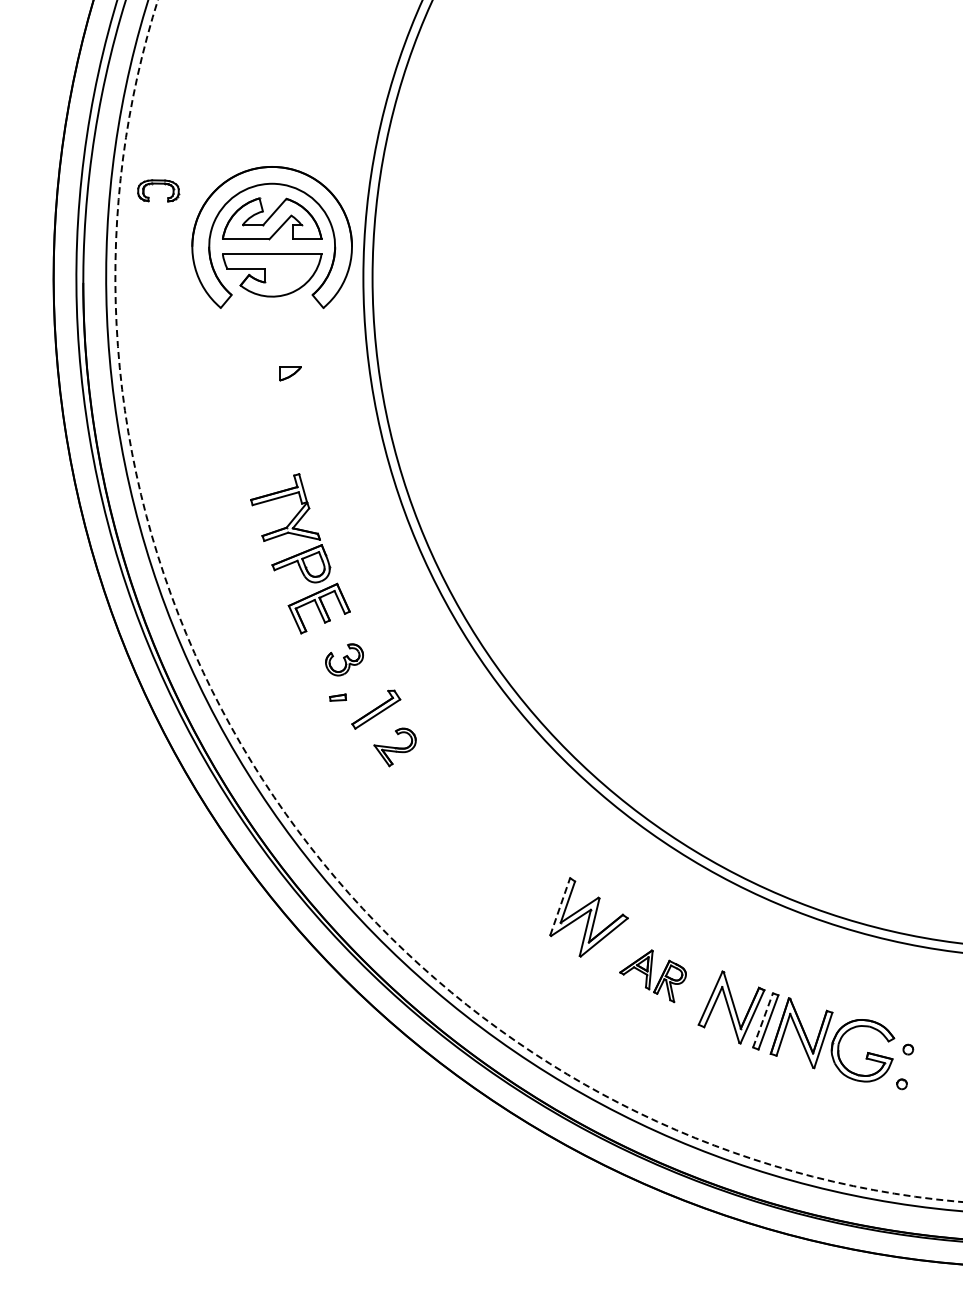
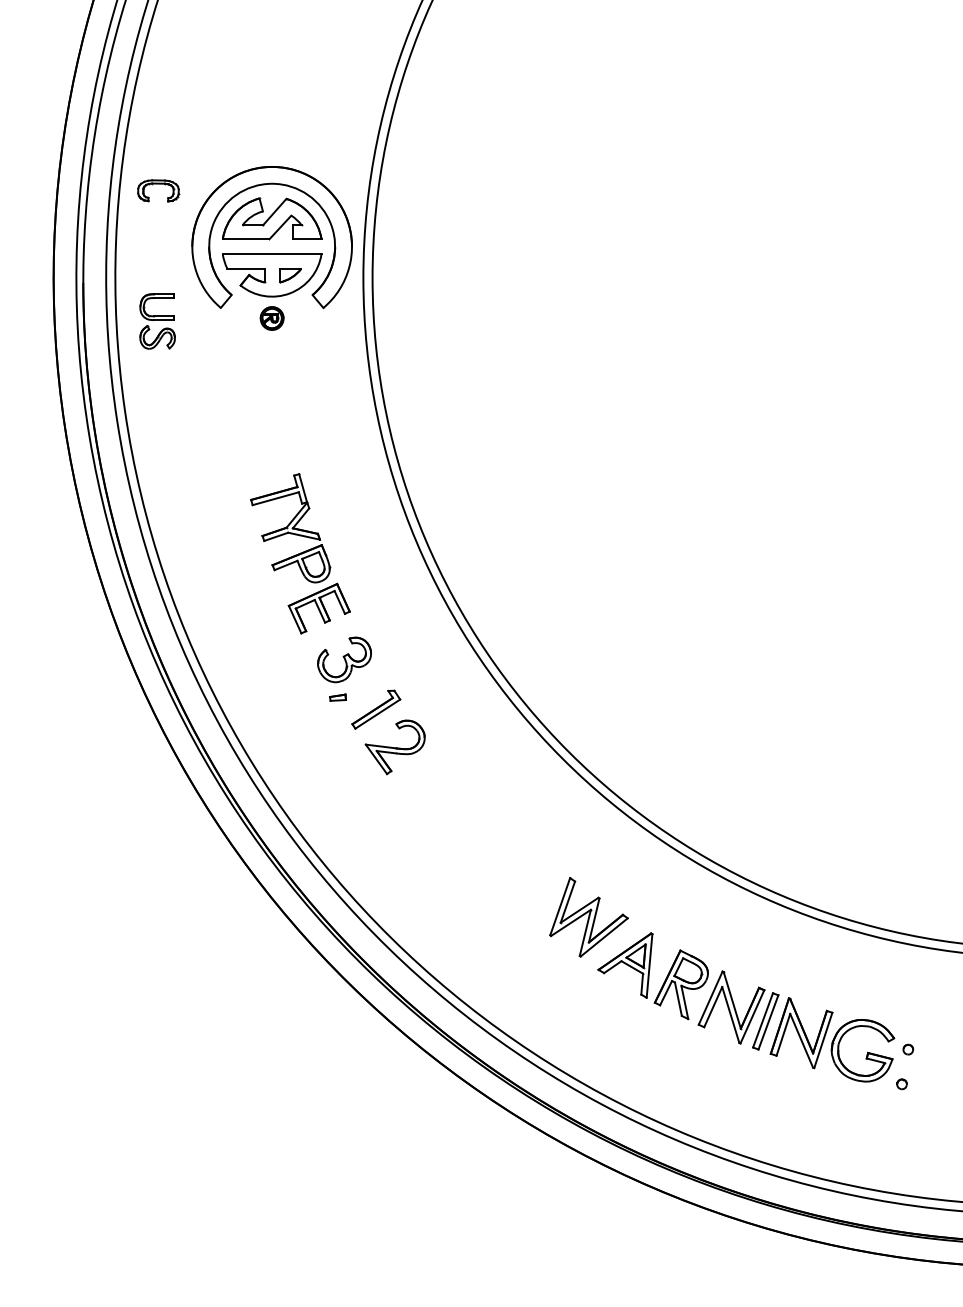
part: none -> present (271, 318)
part: none -> present (157, 321)
part position: (290, 373) -> (290, 275) (290, 275)
part size: 39x34 px -> 55x48 px (344, 659)
part size: 44x41 px -> 62x57 px (394, 747)
arc: dashed -> solid (274, 797)
line: dashed -> solid (560, 906)
part size: 68x55 px -> 112x89 px (652, 976)
line: dashed -> solid (763, 1020)
